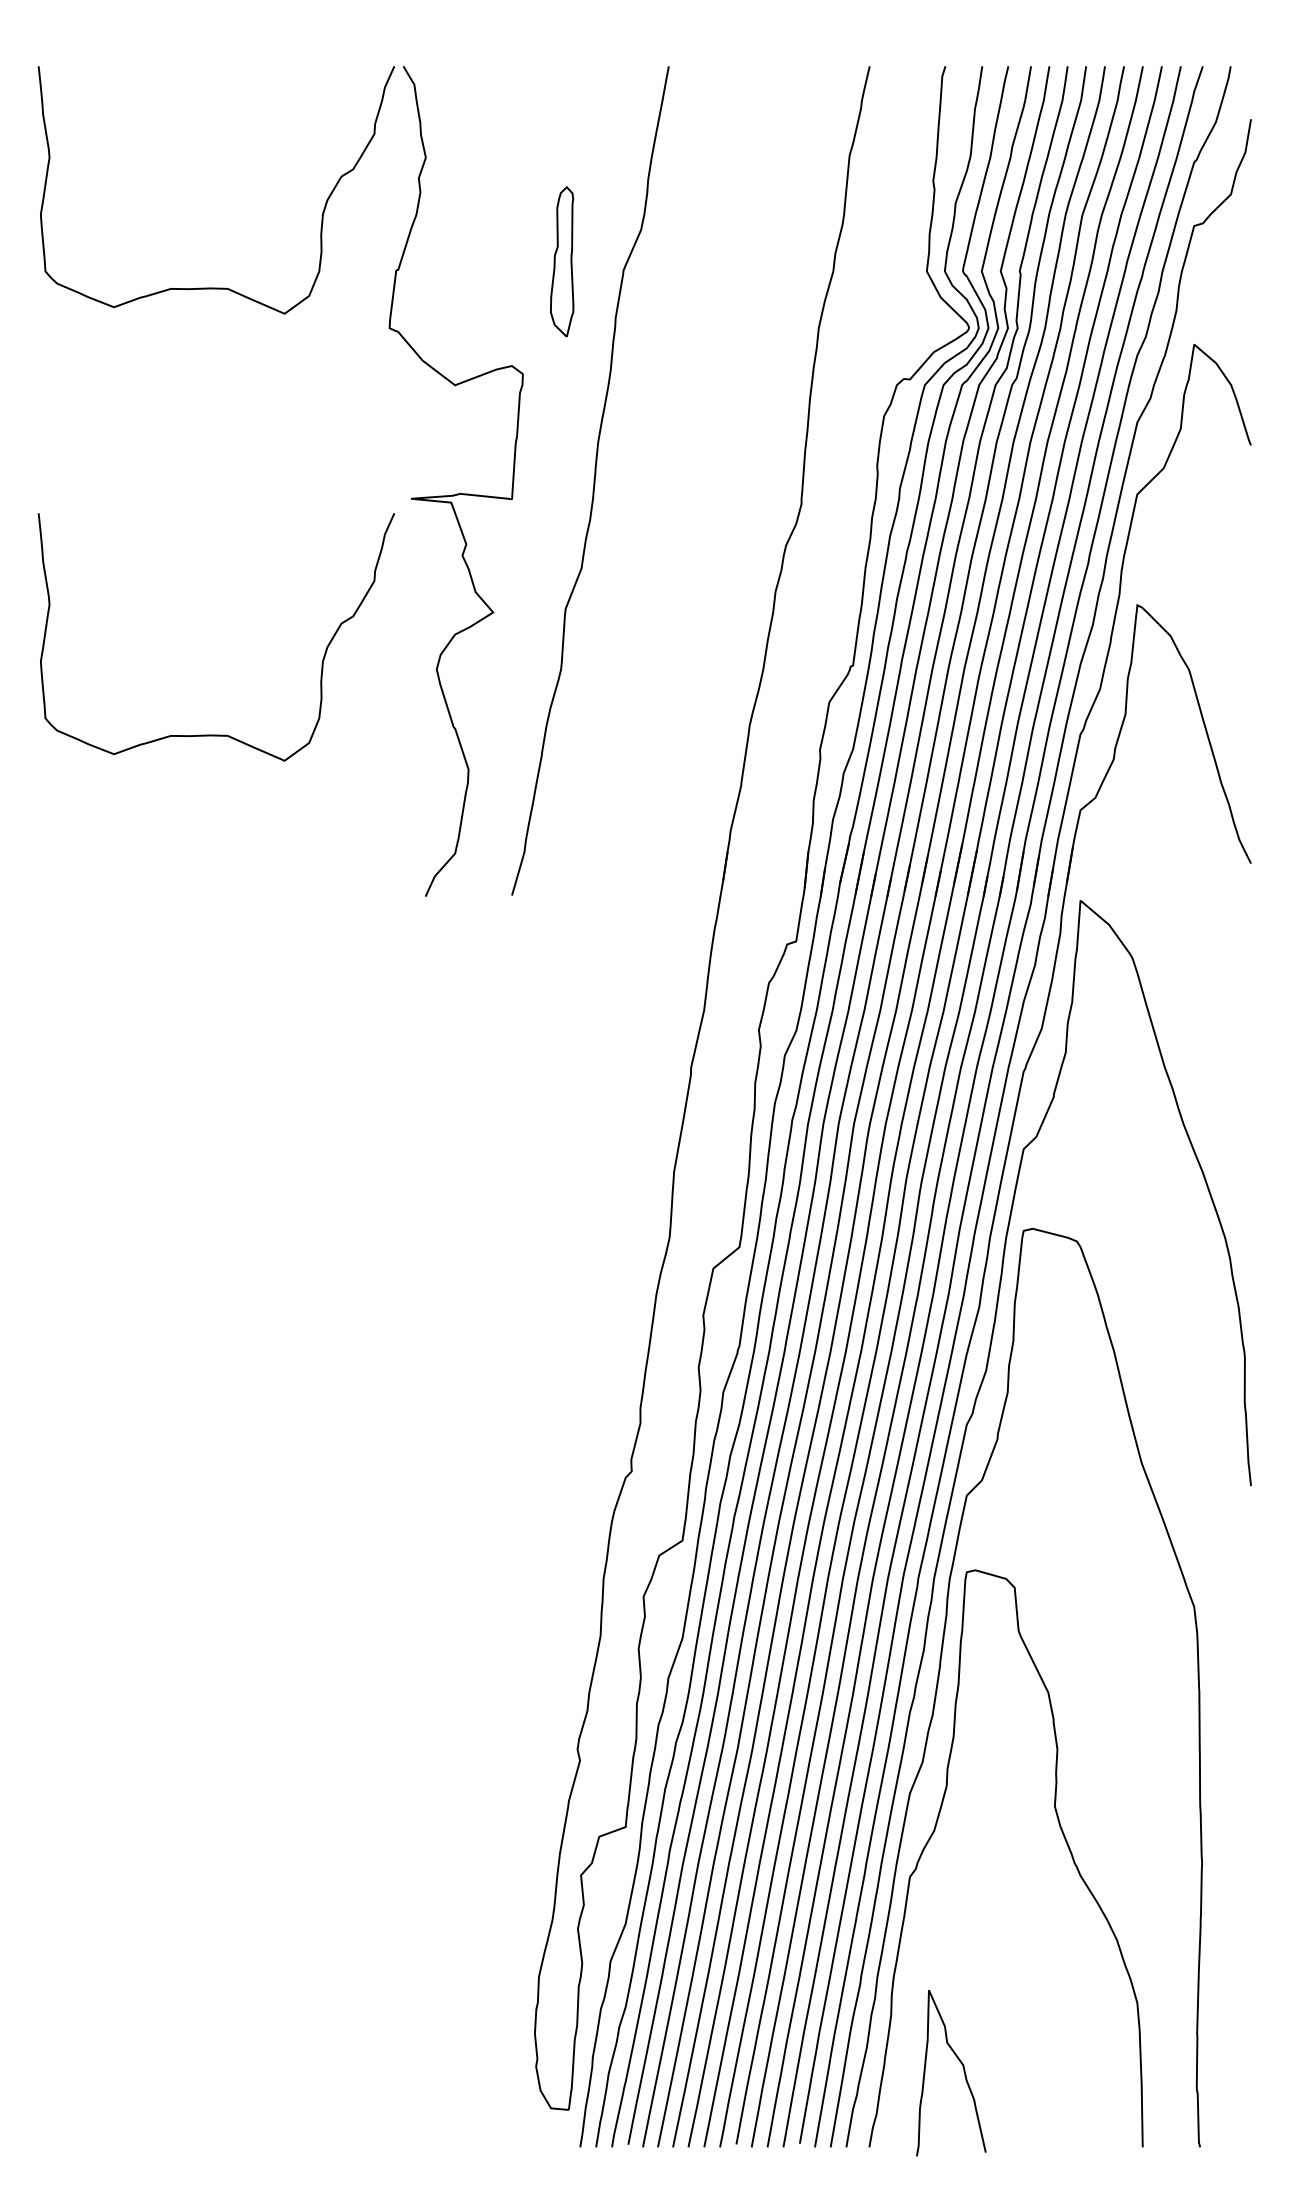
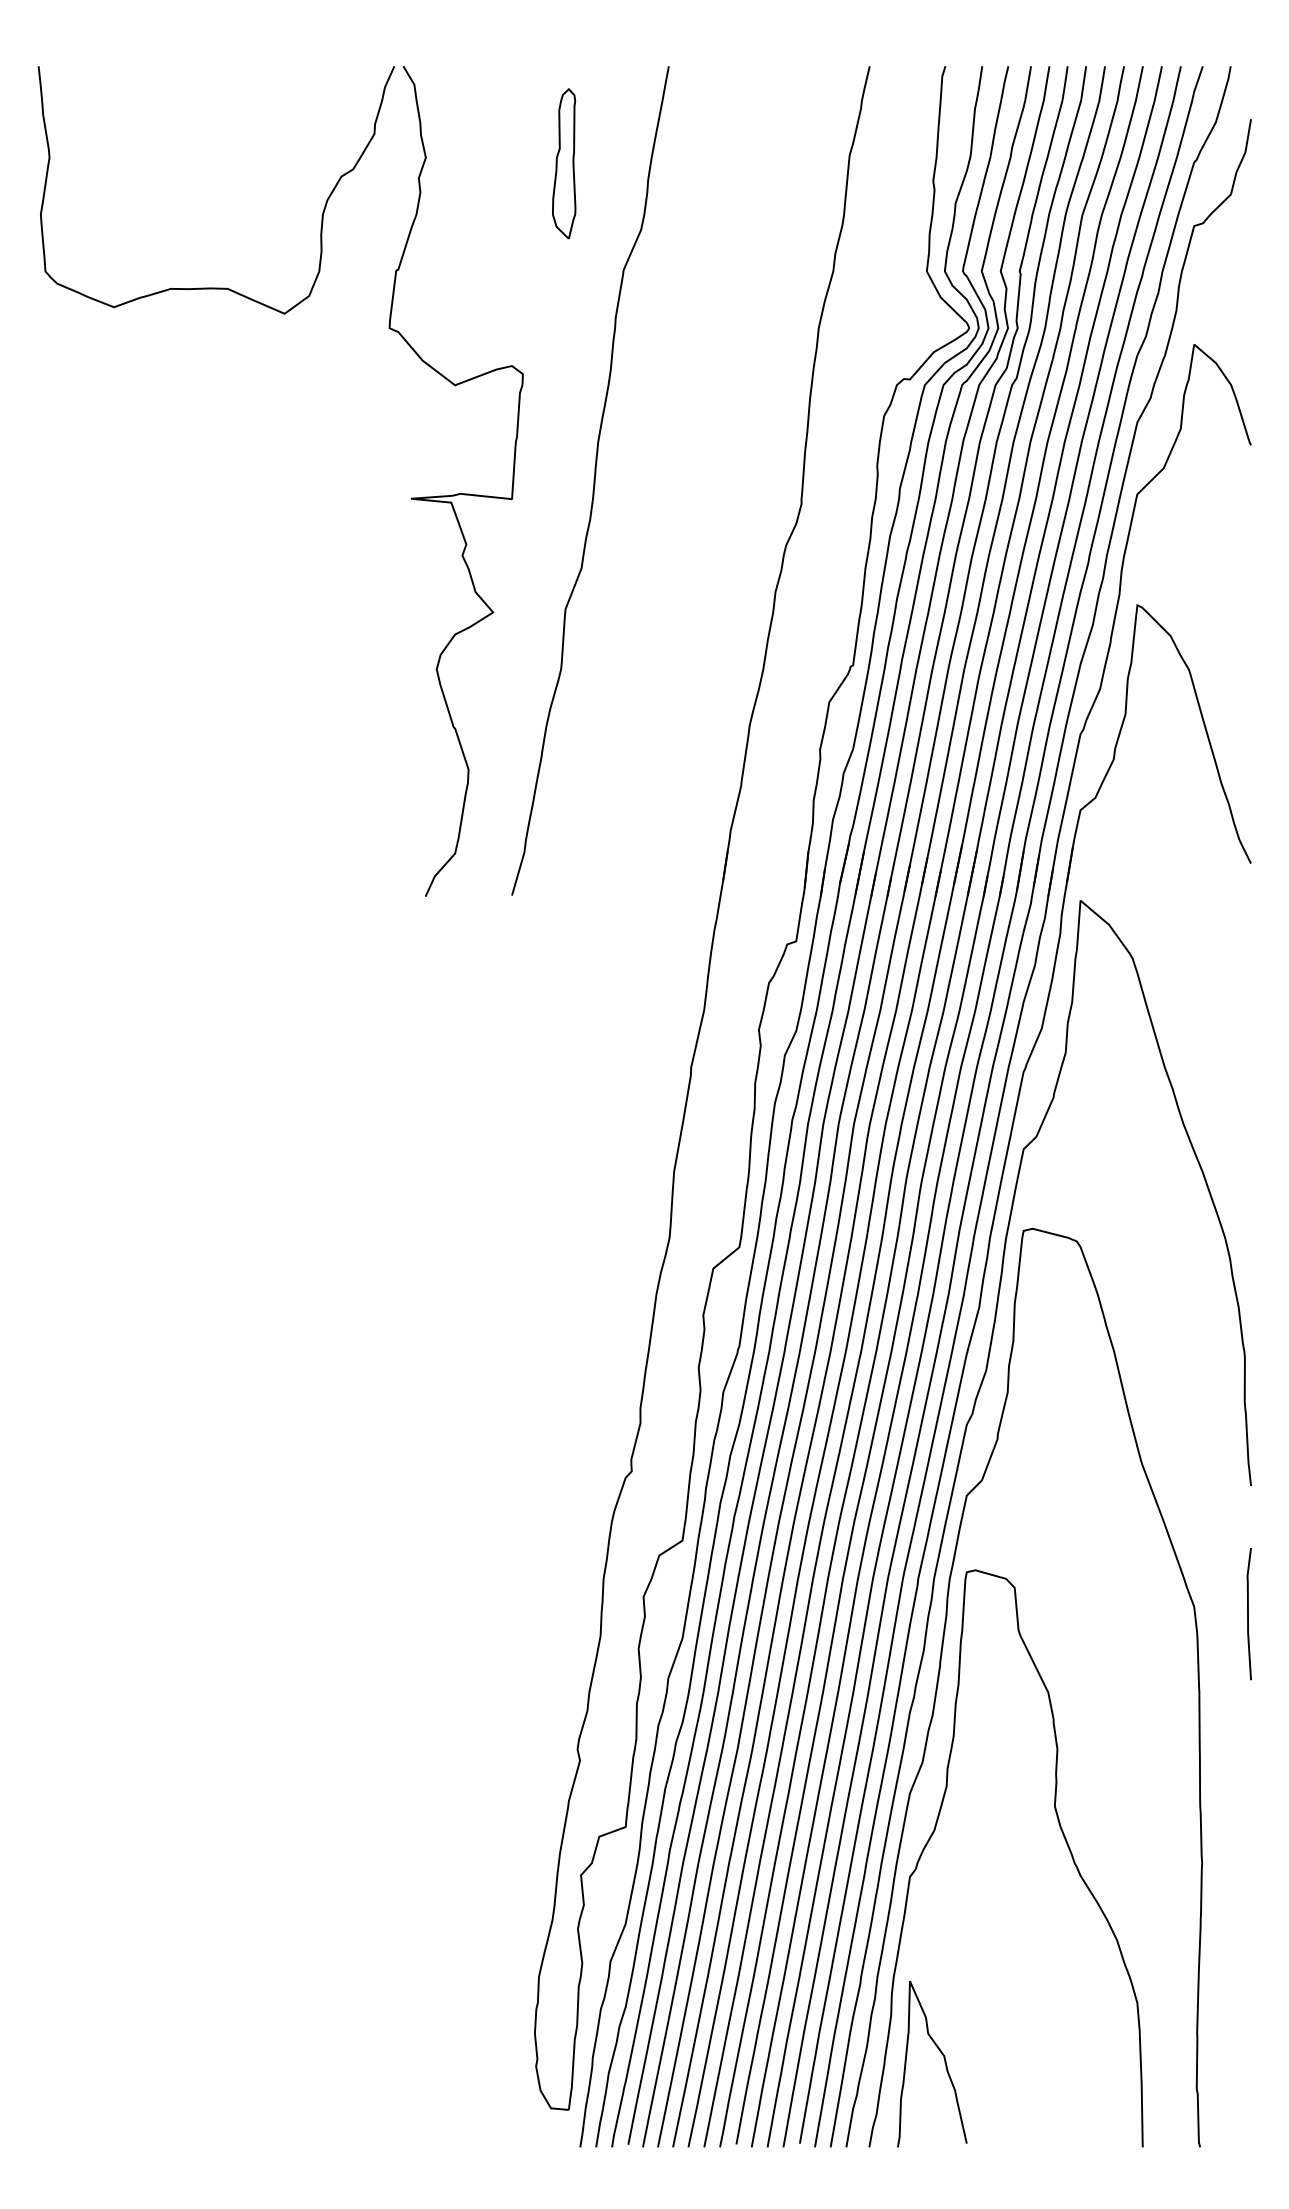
part position: (562, 261) -> (564, 163) (564, 163)
curve: present -> none (215, 734)
curve: none -> present (1248, 1614)
curve position: (963, 2071) -> (944, 2062) (944, 2062)
